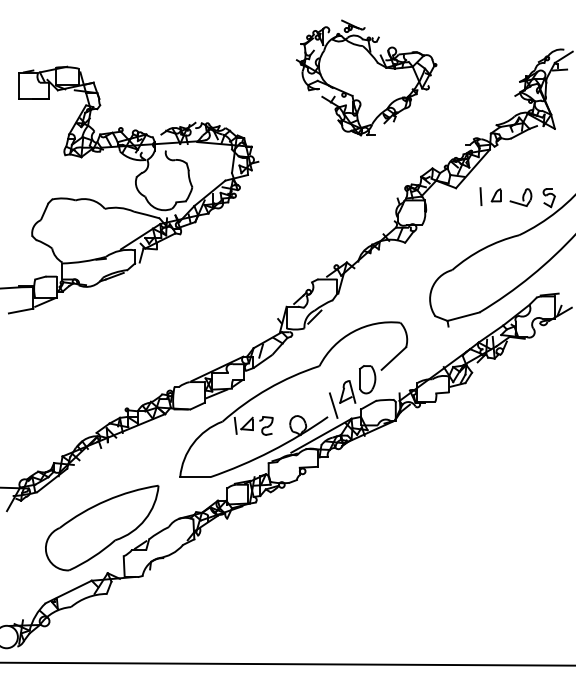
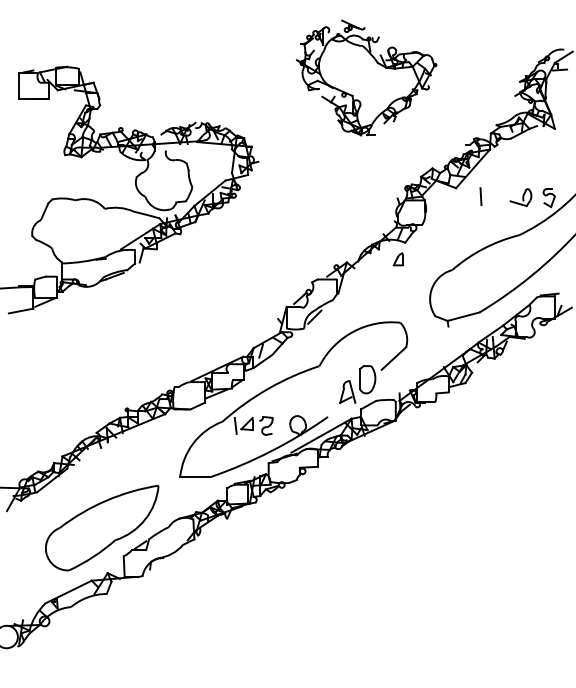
part position: (495, 195) -> (397, 259) (397, 259)
line: present -> none (333, 405)
line: present -> none (287, 663)
